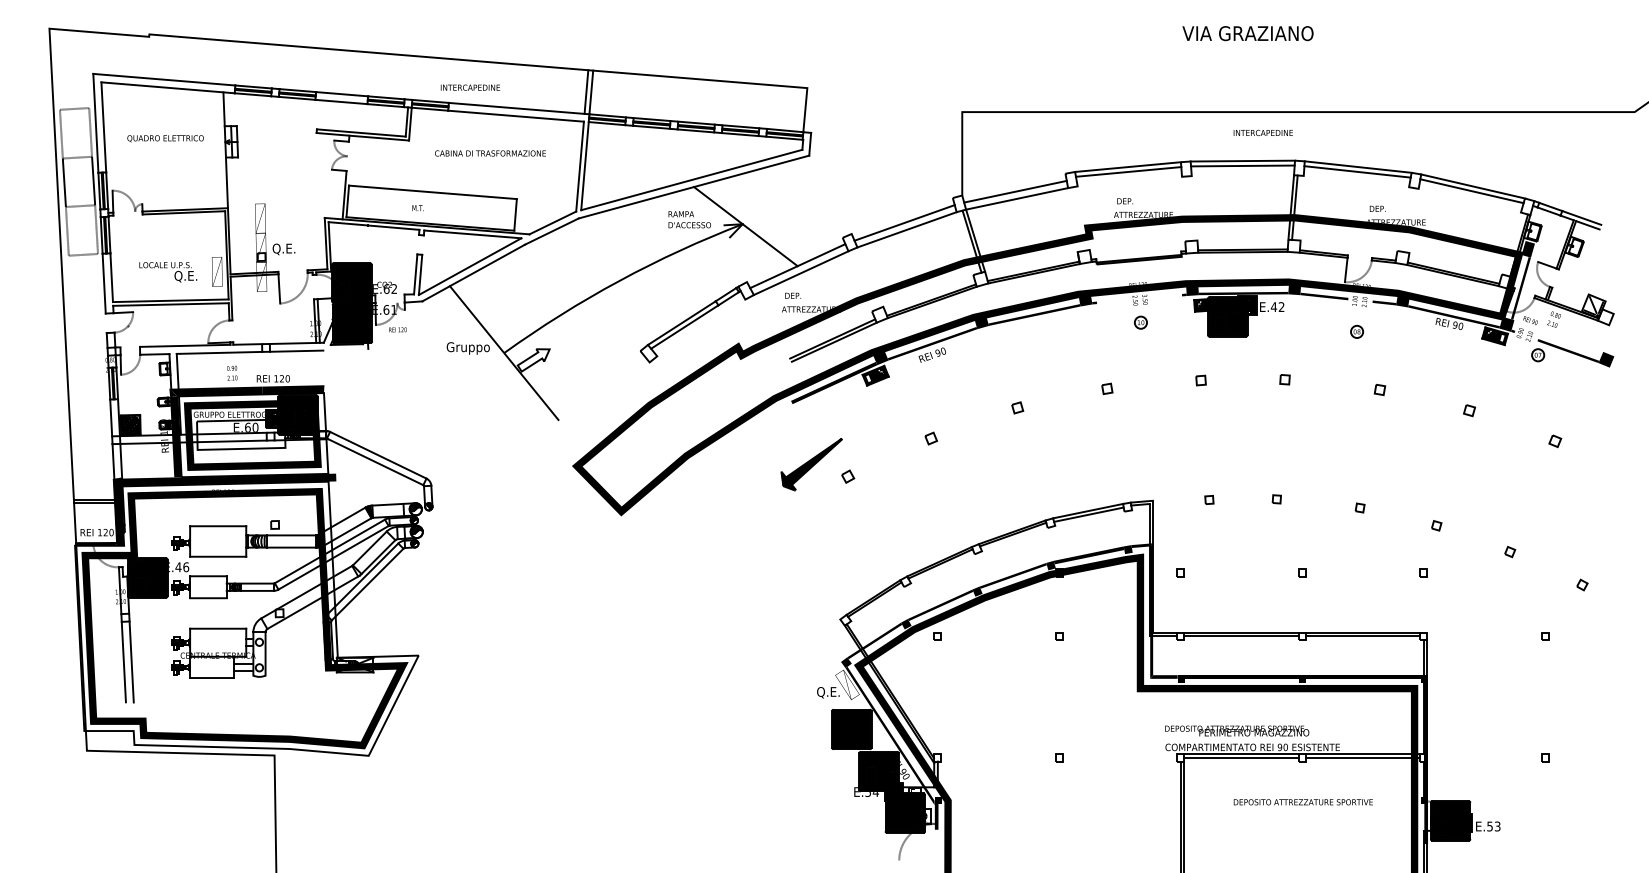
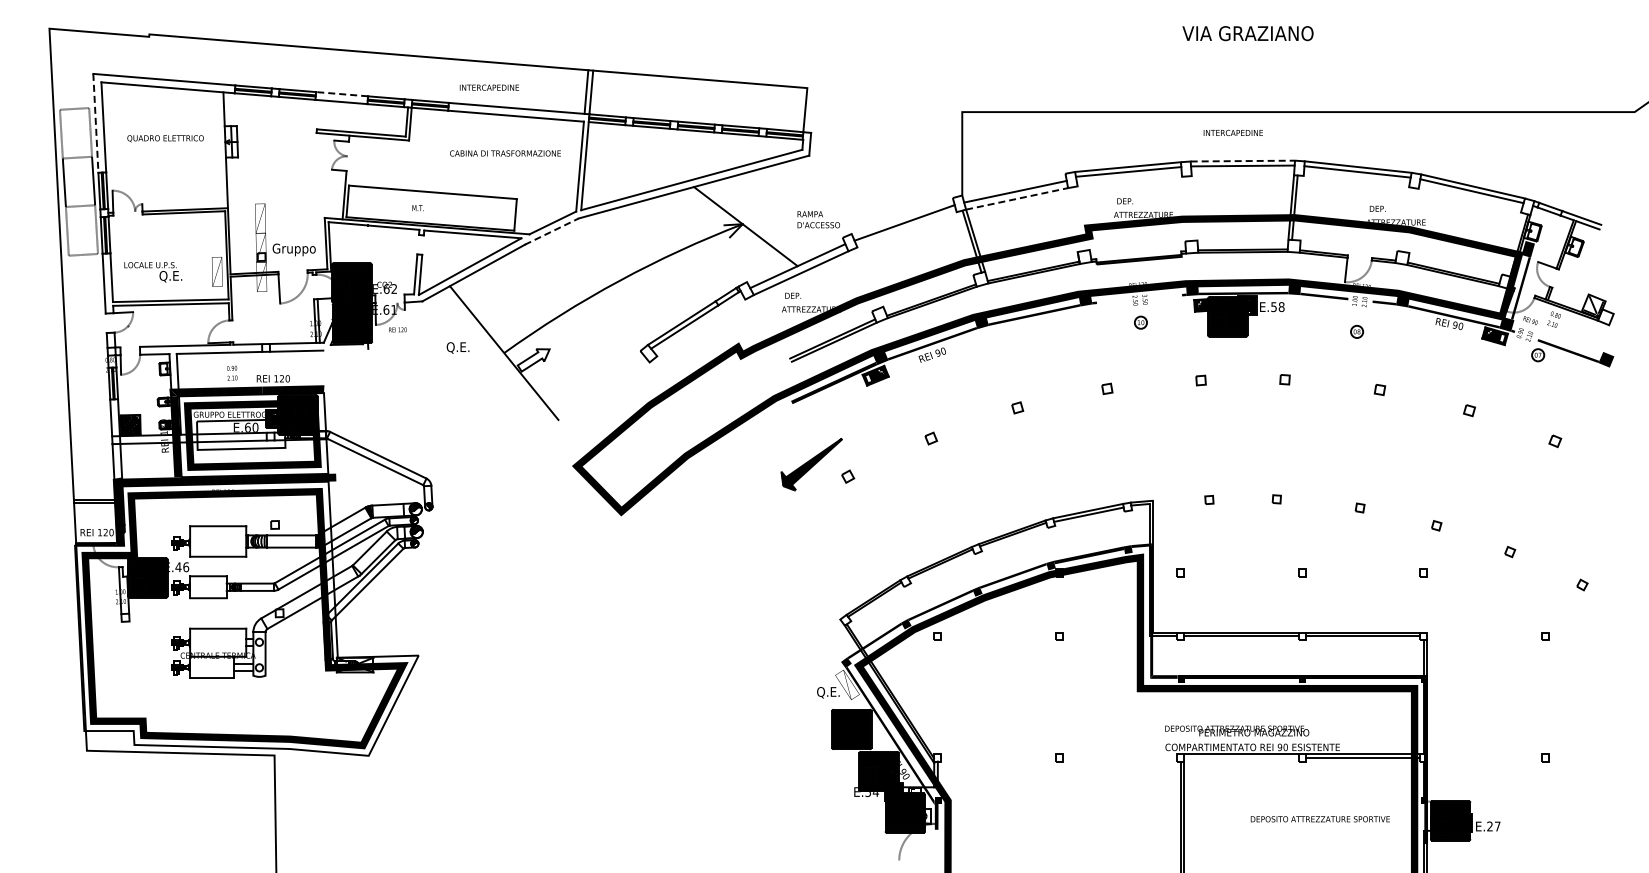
text position: (469, 87) -> (488, 87) (488, 87)
line: solid -> dashed (341, 94)
line: solid -> dashed (95, 123)
text position: (1262, 132) -> (1232, 132) (1232, 132)
text position: (490, 153) -> (505, 153) (505, 153)
line: solid -> dashed (1243, 161)
line: solid -> dashed (1017, 198)
text position: (689, 219) -> (818, 219) (818, 219)
line: present -> none (906, 229)
line: solid -> dashed (552, 231)
text: Q.E. -> Gruppo (296, 249)
text position: (168, 272) -> (153, 272) (153, 272)
text: E.42 -> E.58 (1277, 307)
text: Gruppo -> Q.E. (470, 348)
line: present -> none (123, 661)
line: present -> none (131, 661)
line: present -> none (1241, 757)
text position: (1302, 802) -> (1319, 819) (1319, 819)
text: E.53 -> E.27 (1493, 826)
